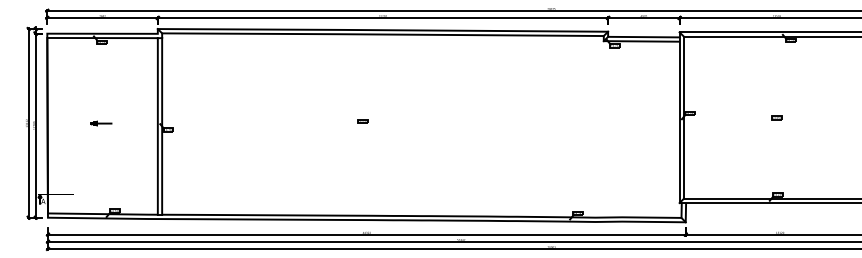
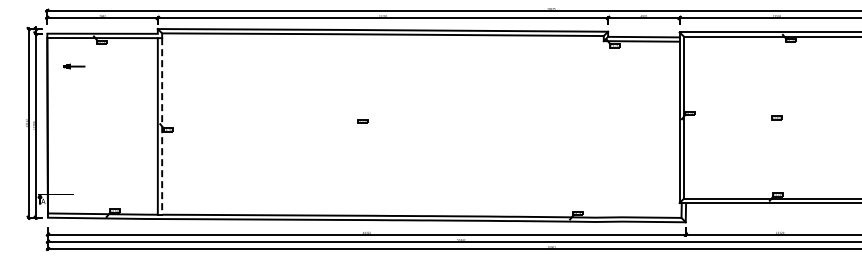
part position: (101, 123) -> (74, 66) (74, 66)
line: solid -> dashed (162, 126)
